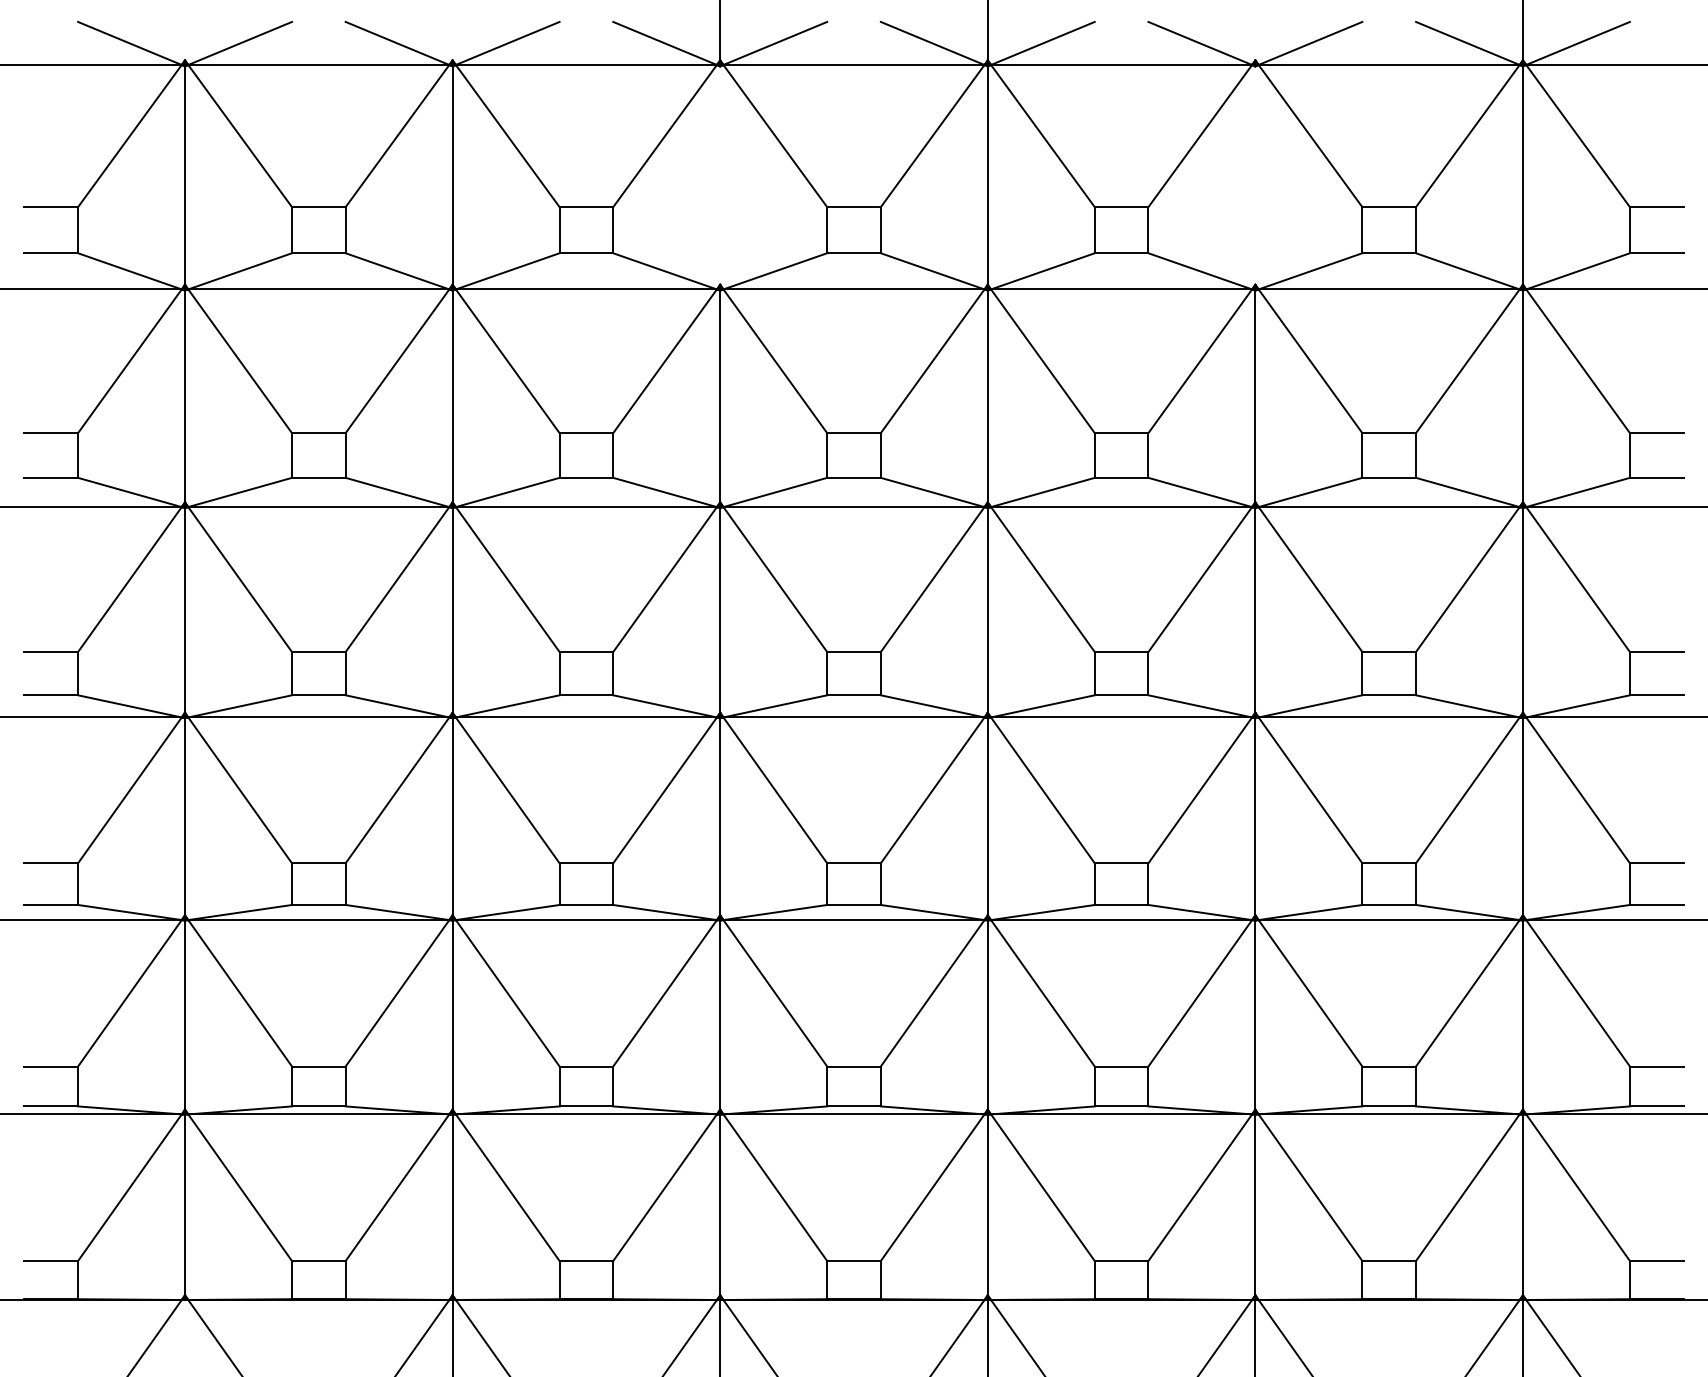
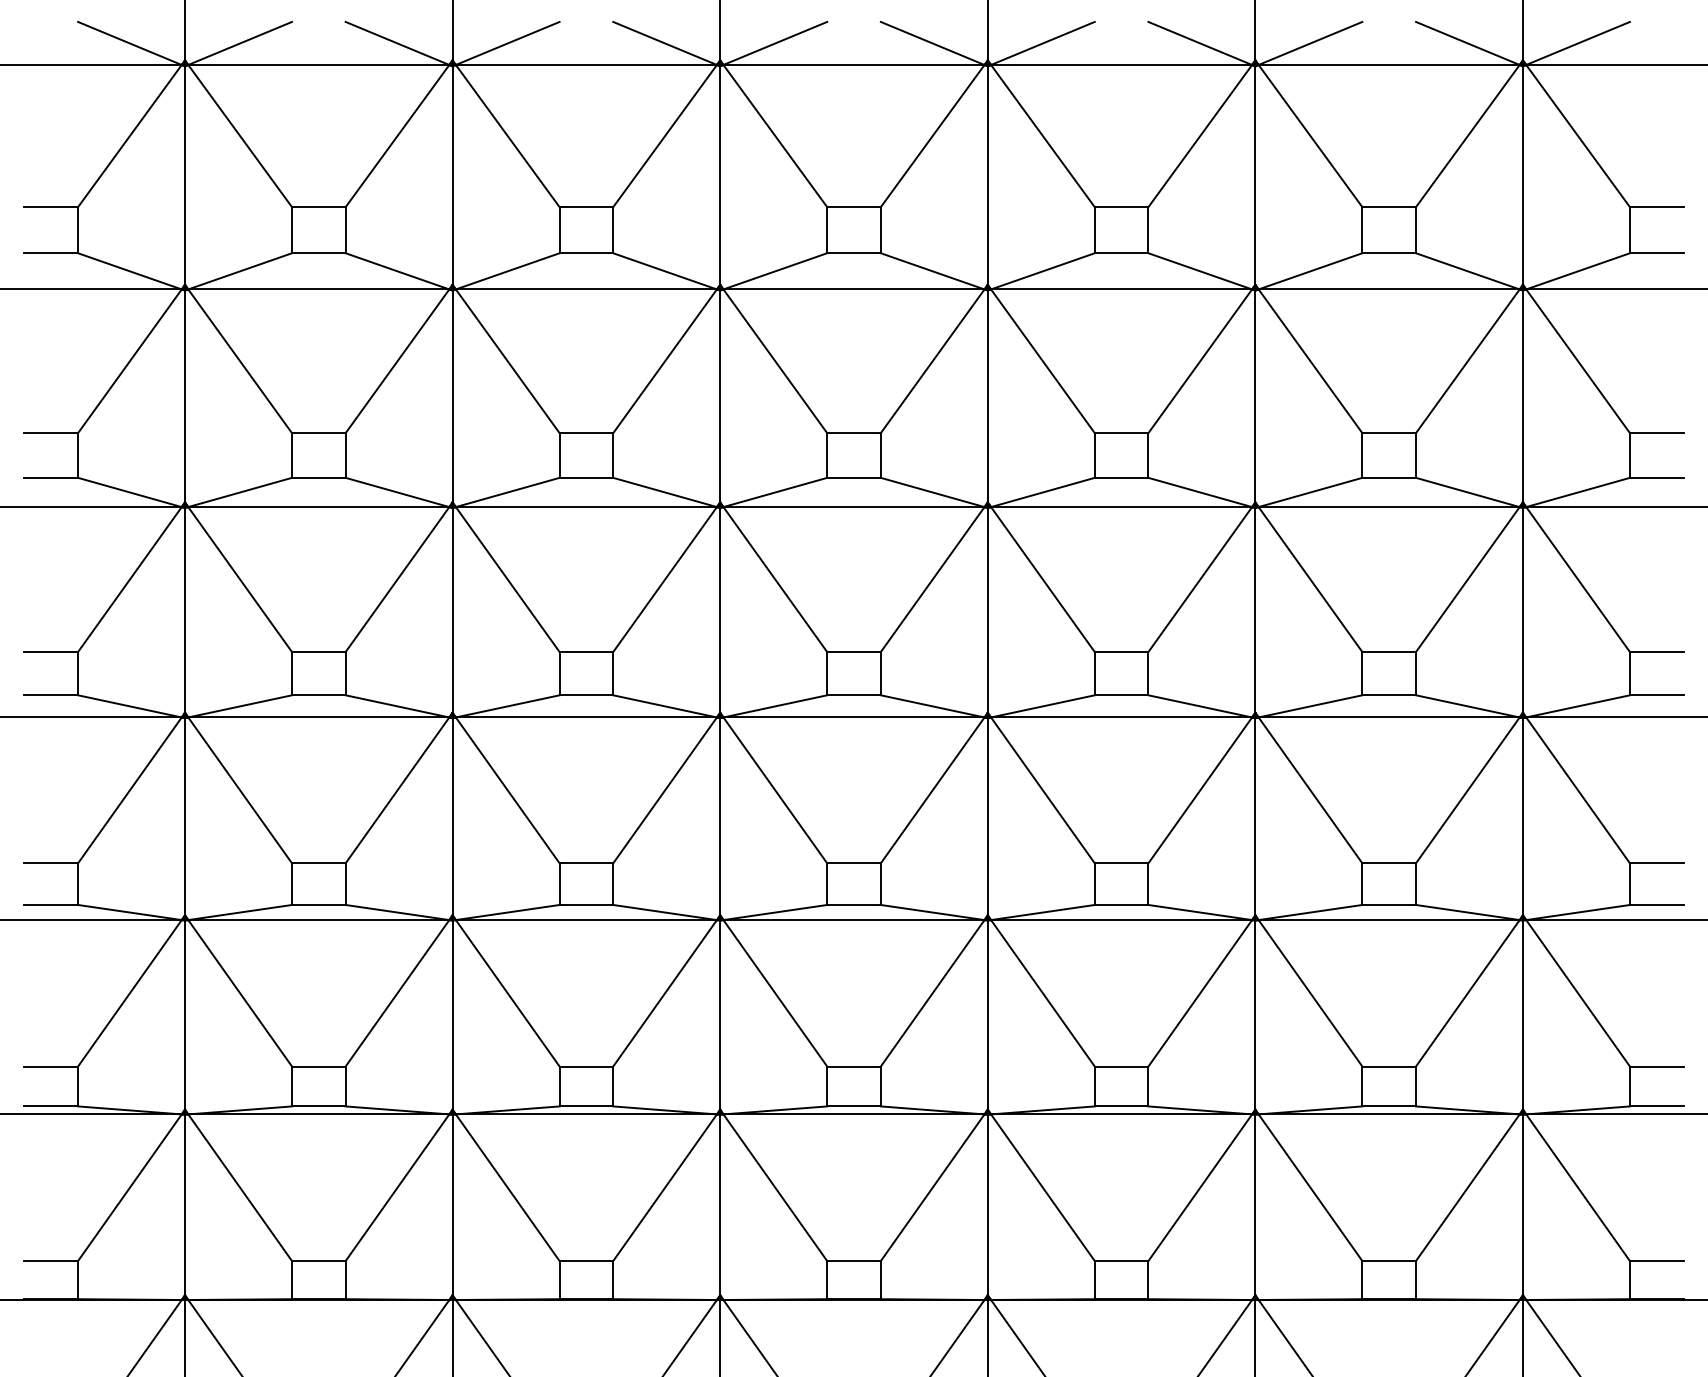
line: none -> present (185, 31)
line: none -> present (452, 31)
line: none -> present (1255, 31)
line: none -> present (720, 175)
line: none -> present (1255, 175)
line: none -> present (185, 1336)
